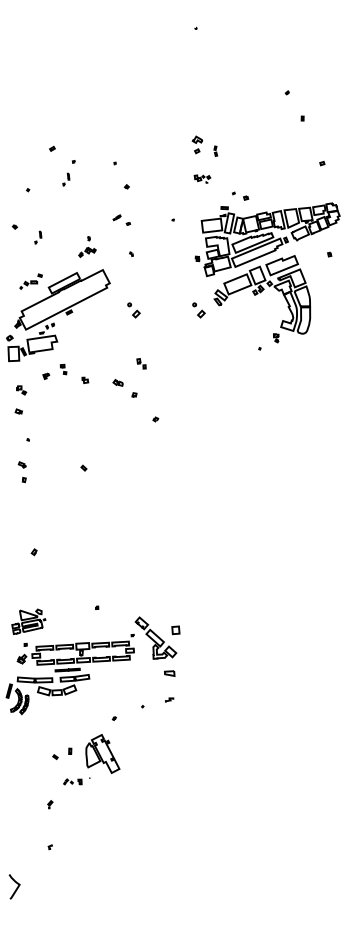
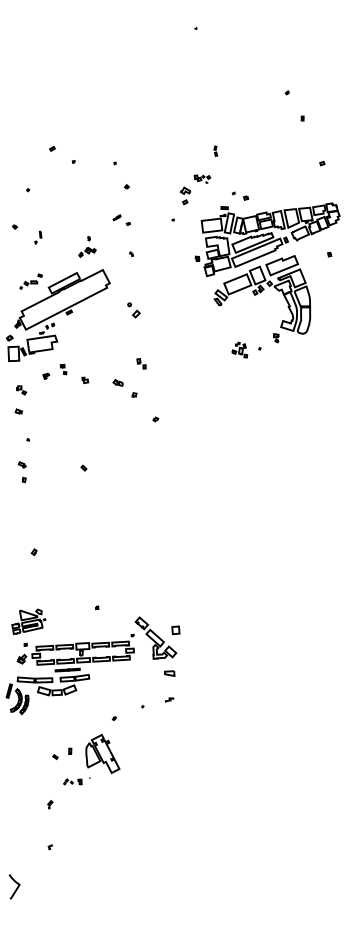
part position: (196, 144) -> (184, 195) (184, 195)
part: present -> none (66, 179)
part: present -> none (198, 310)
part: none -> present (239, 349)
